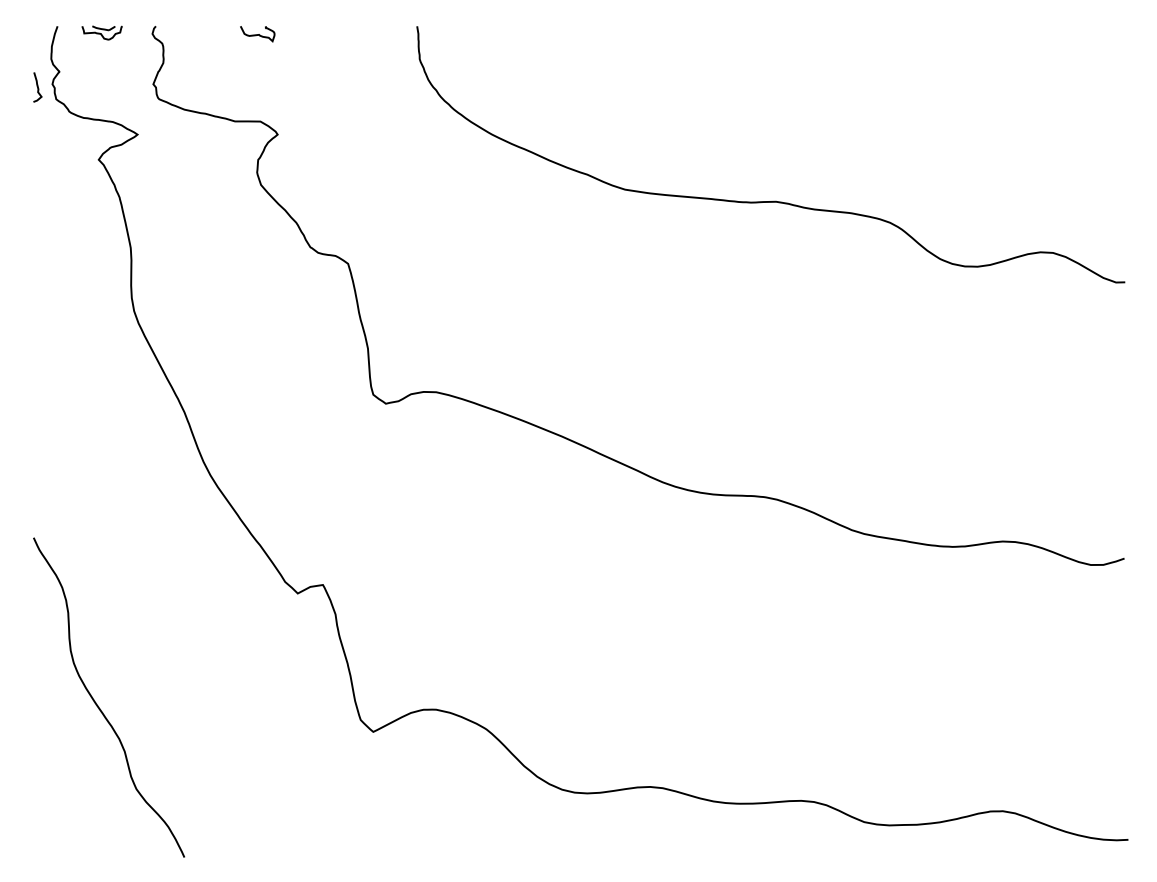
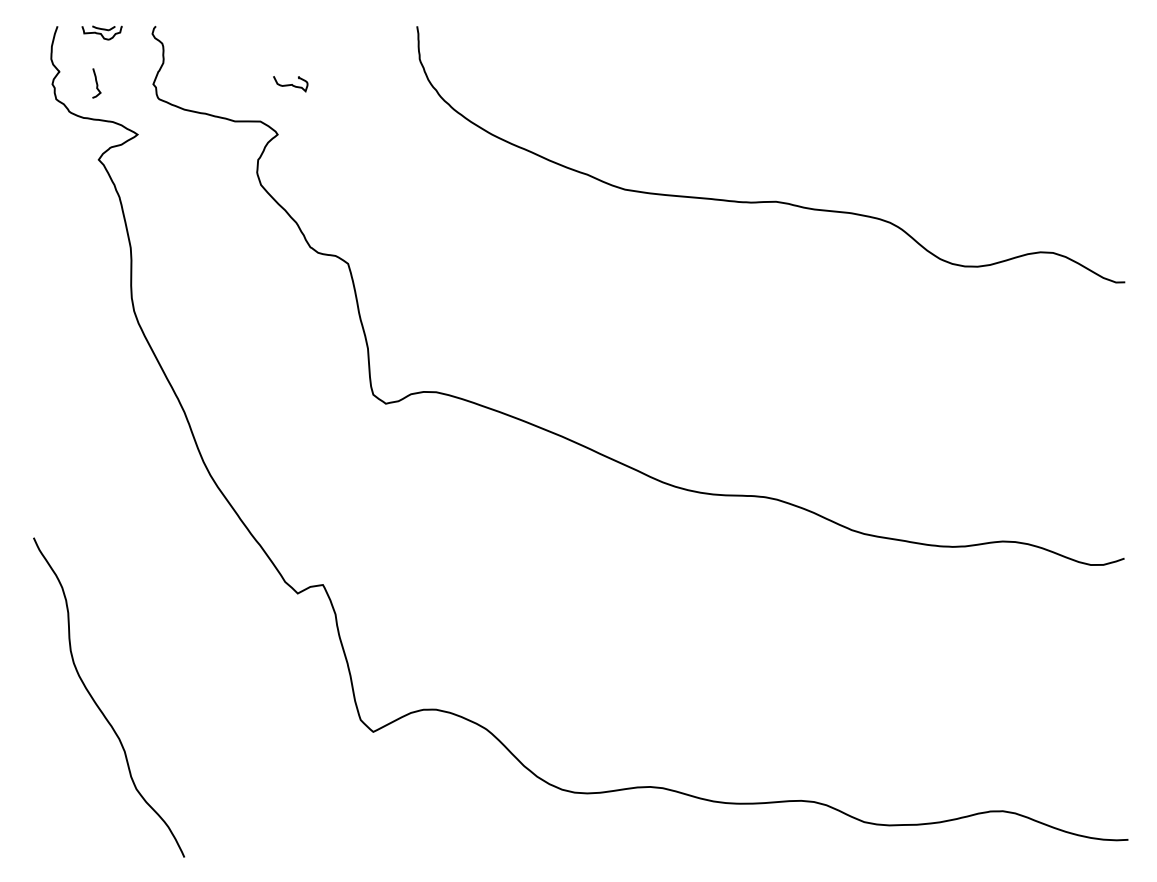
curve position: (257, 34) -> (290, 84) (290, 84)
curve position: (37, 87) -> (96, 83) (96, 83)
